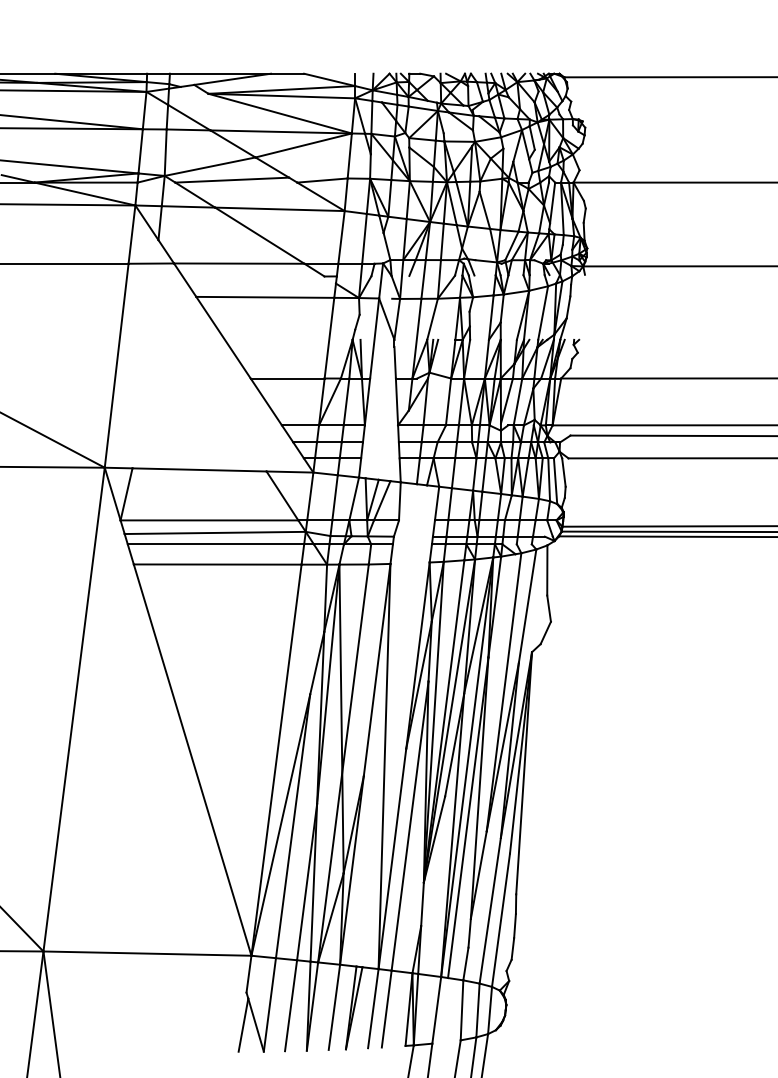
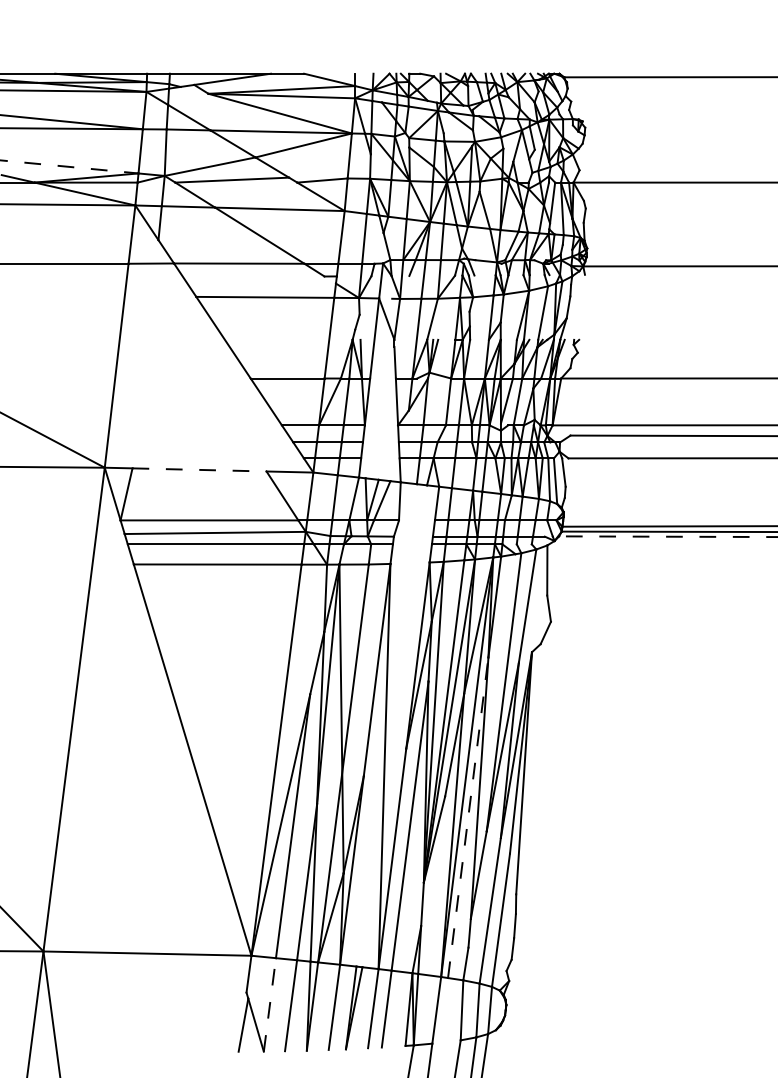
line: solid -> dashed (70, 166)
line: solid -> dashed (200, 469)
line: solid -> dashed (668, 536)
line: solid -> dashed (468, 817)
line: solid -> dashed (269, 1004)
